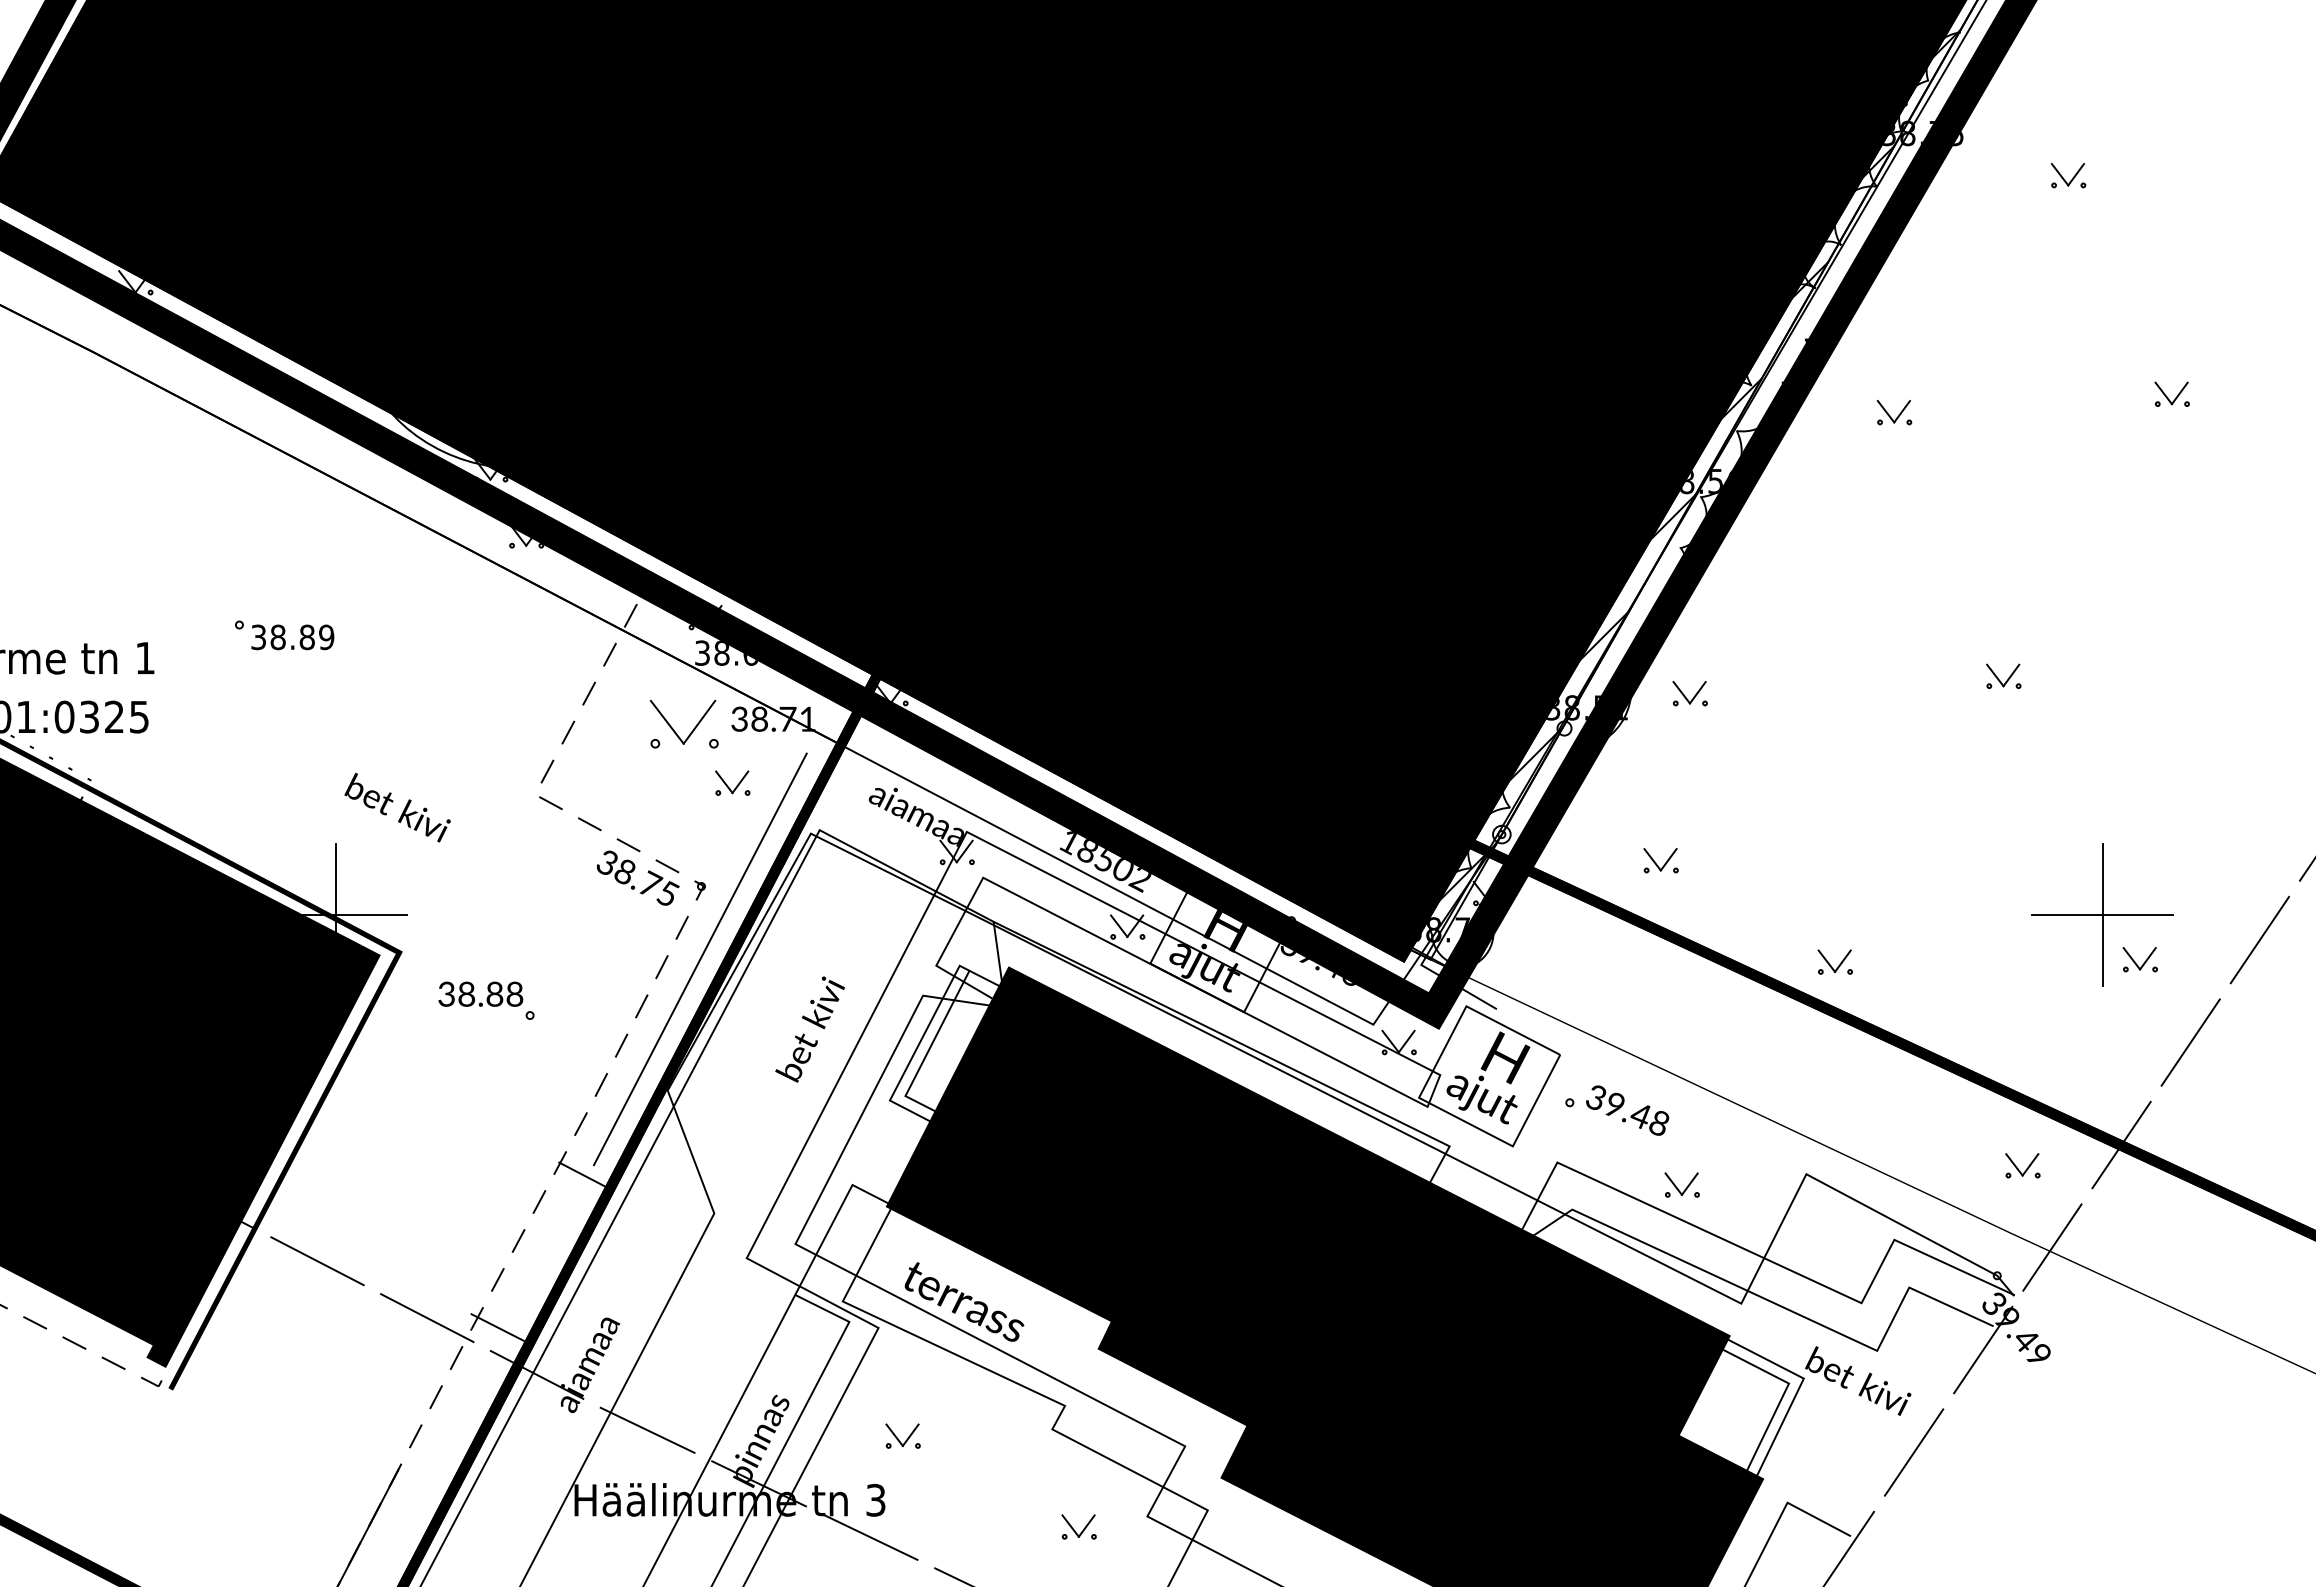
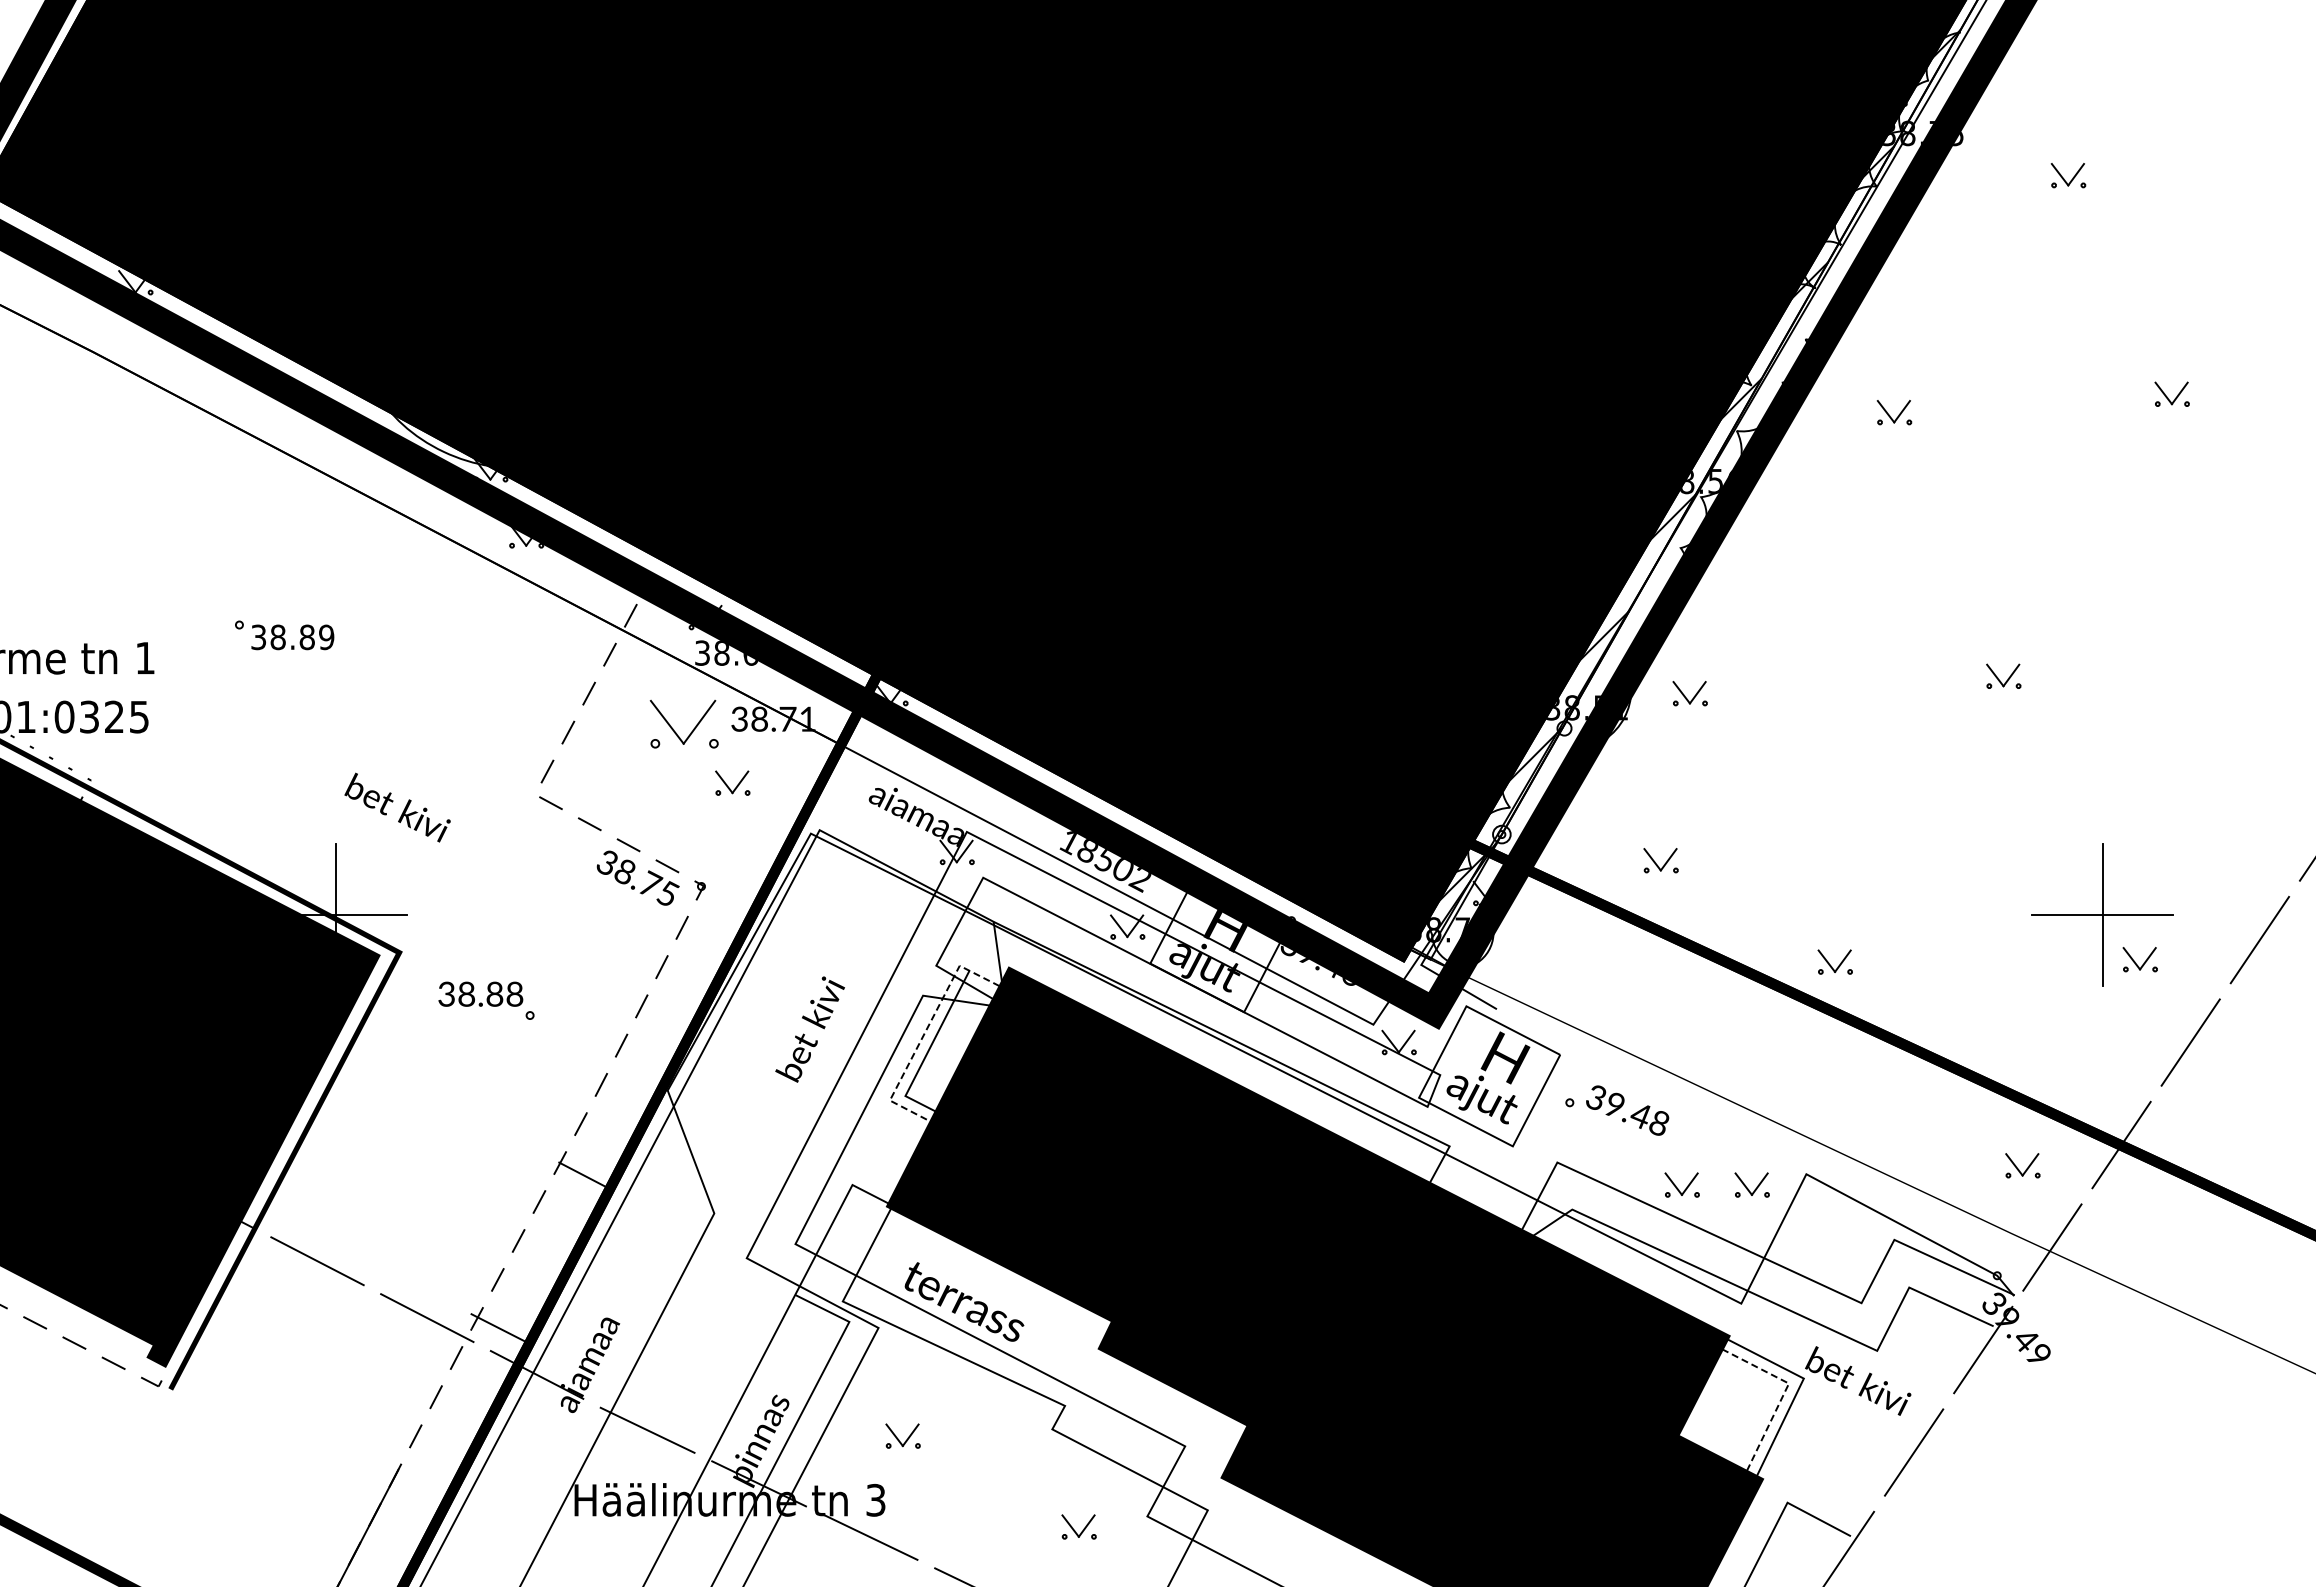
line: present -> none (699, 959)
line: solid -> dashed (924, 1034)
part: none -> present (1751, 1184)
line: solid -> dashed (1784, 1392)
